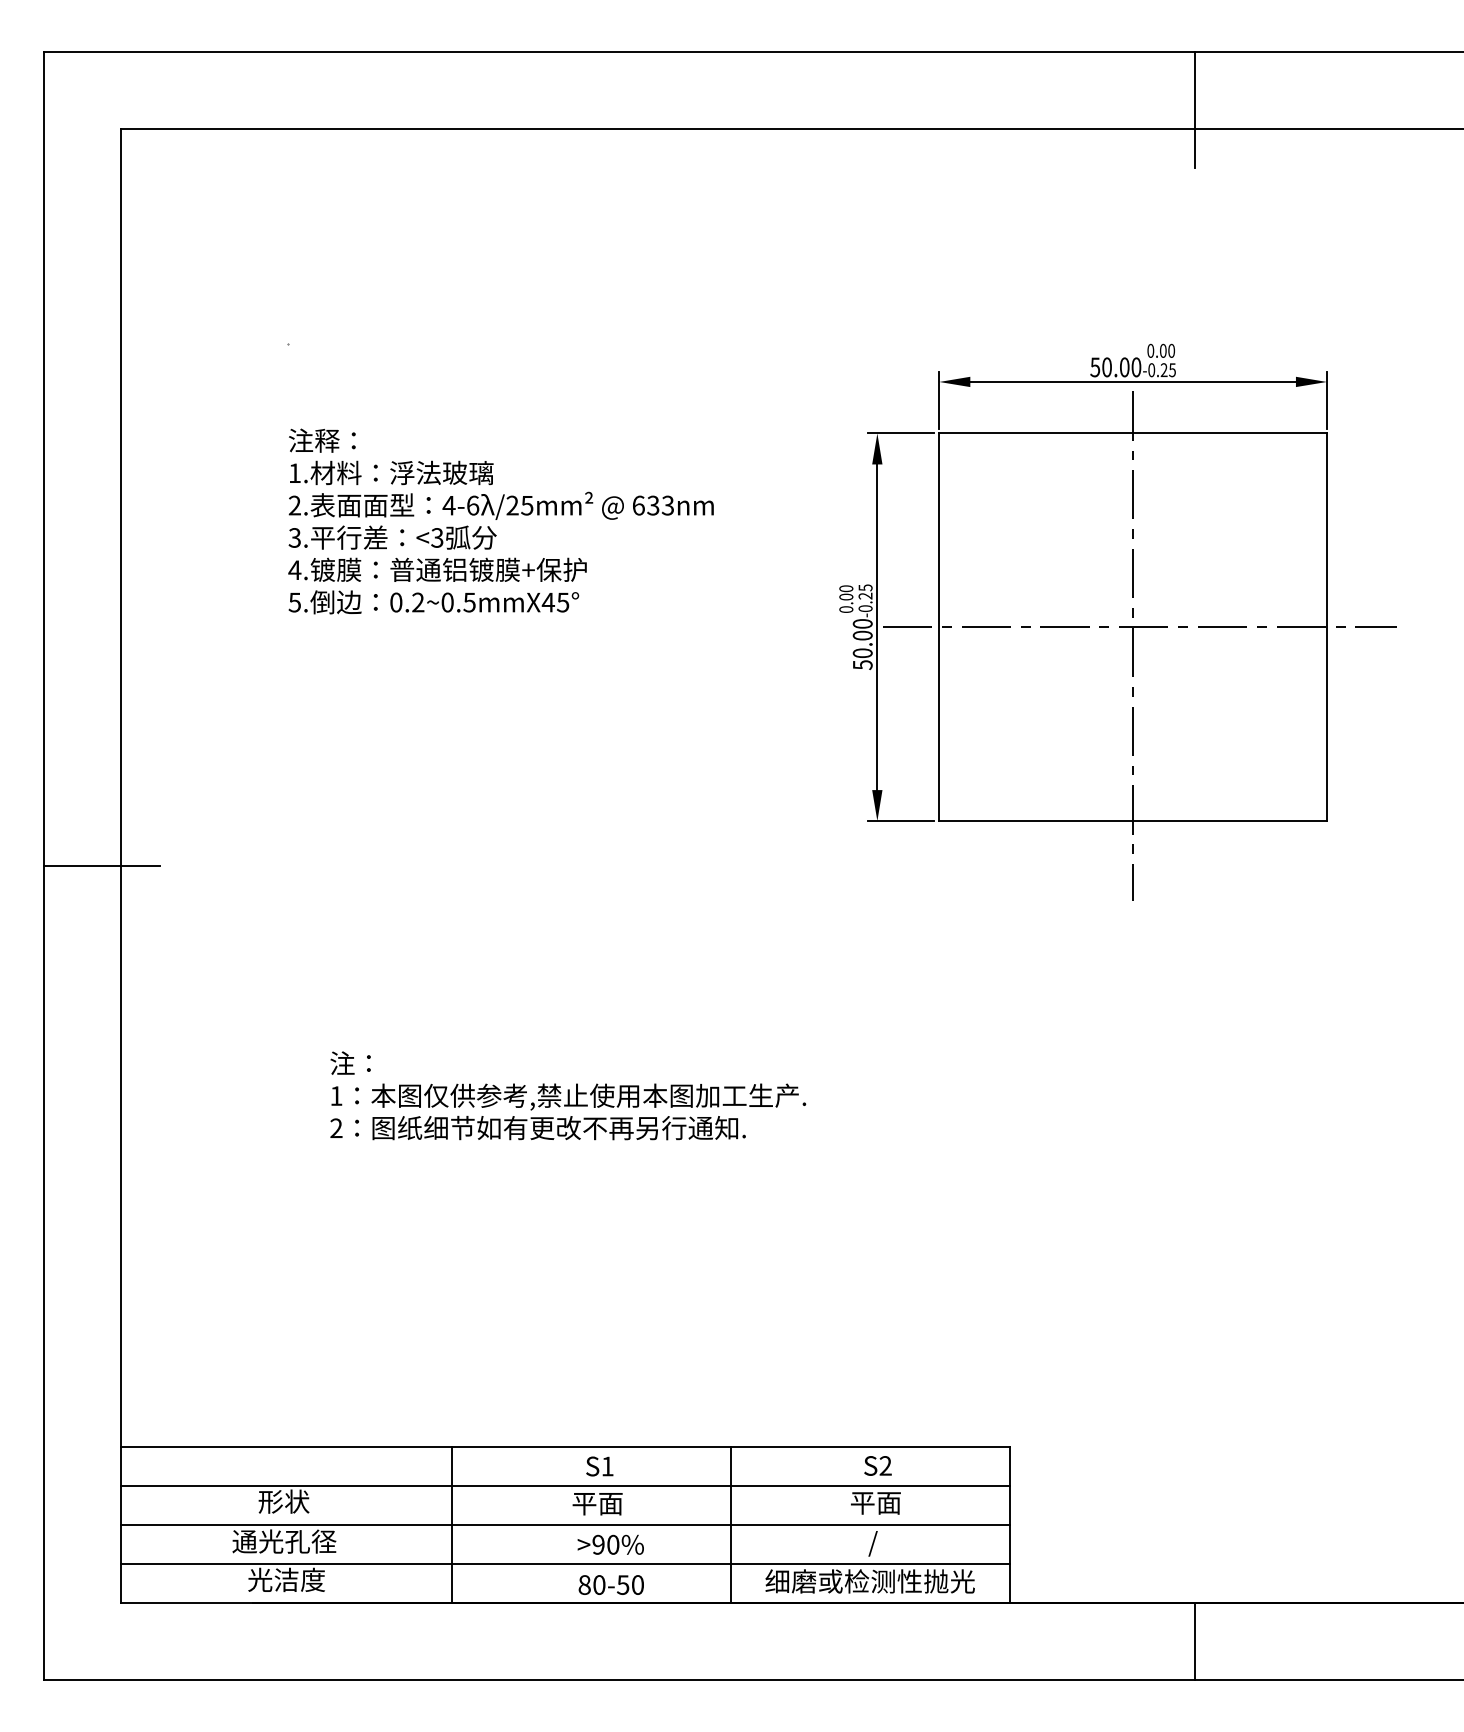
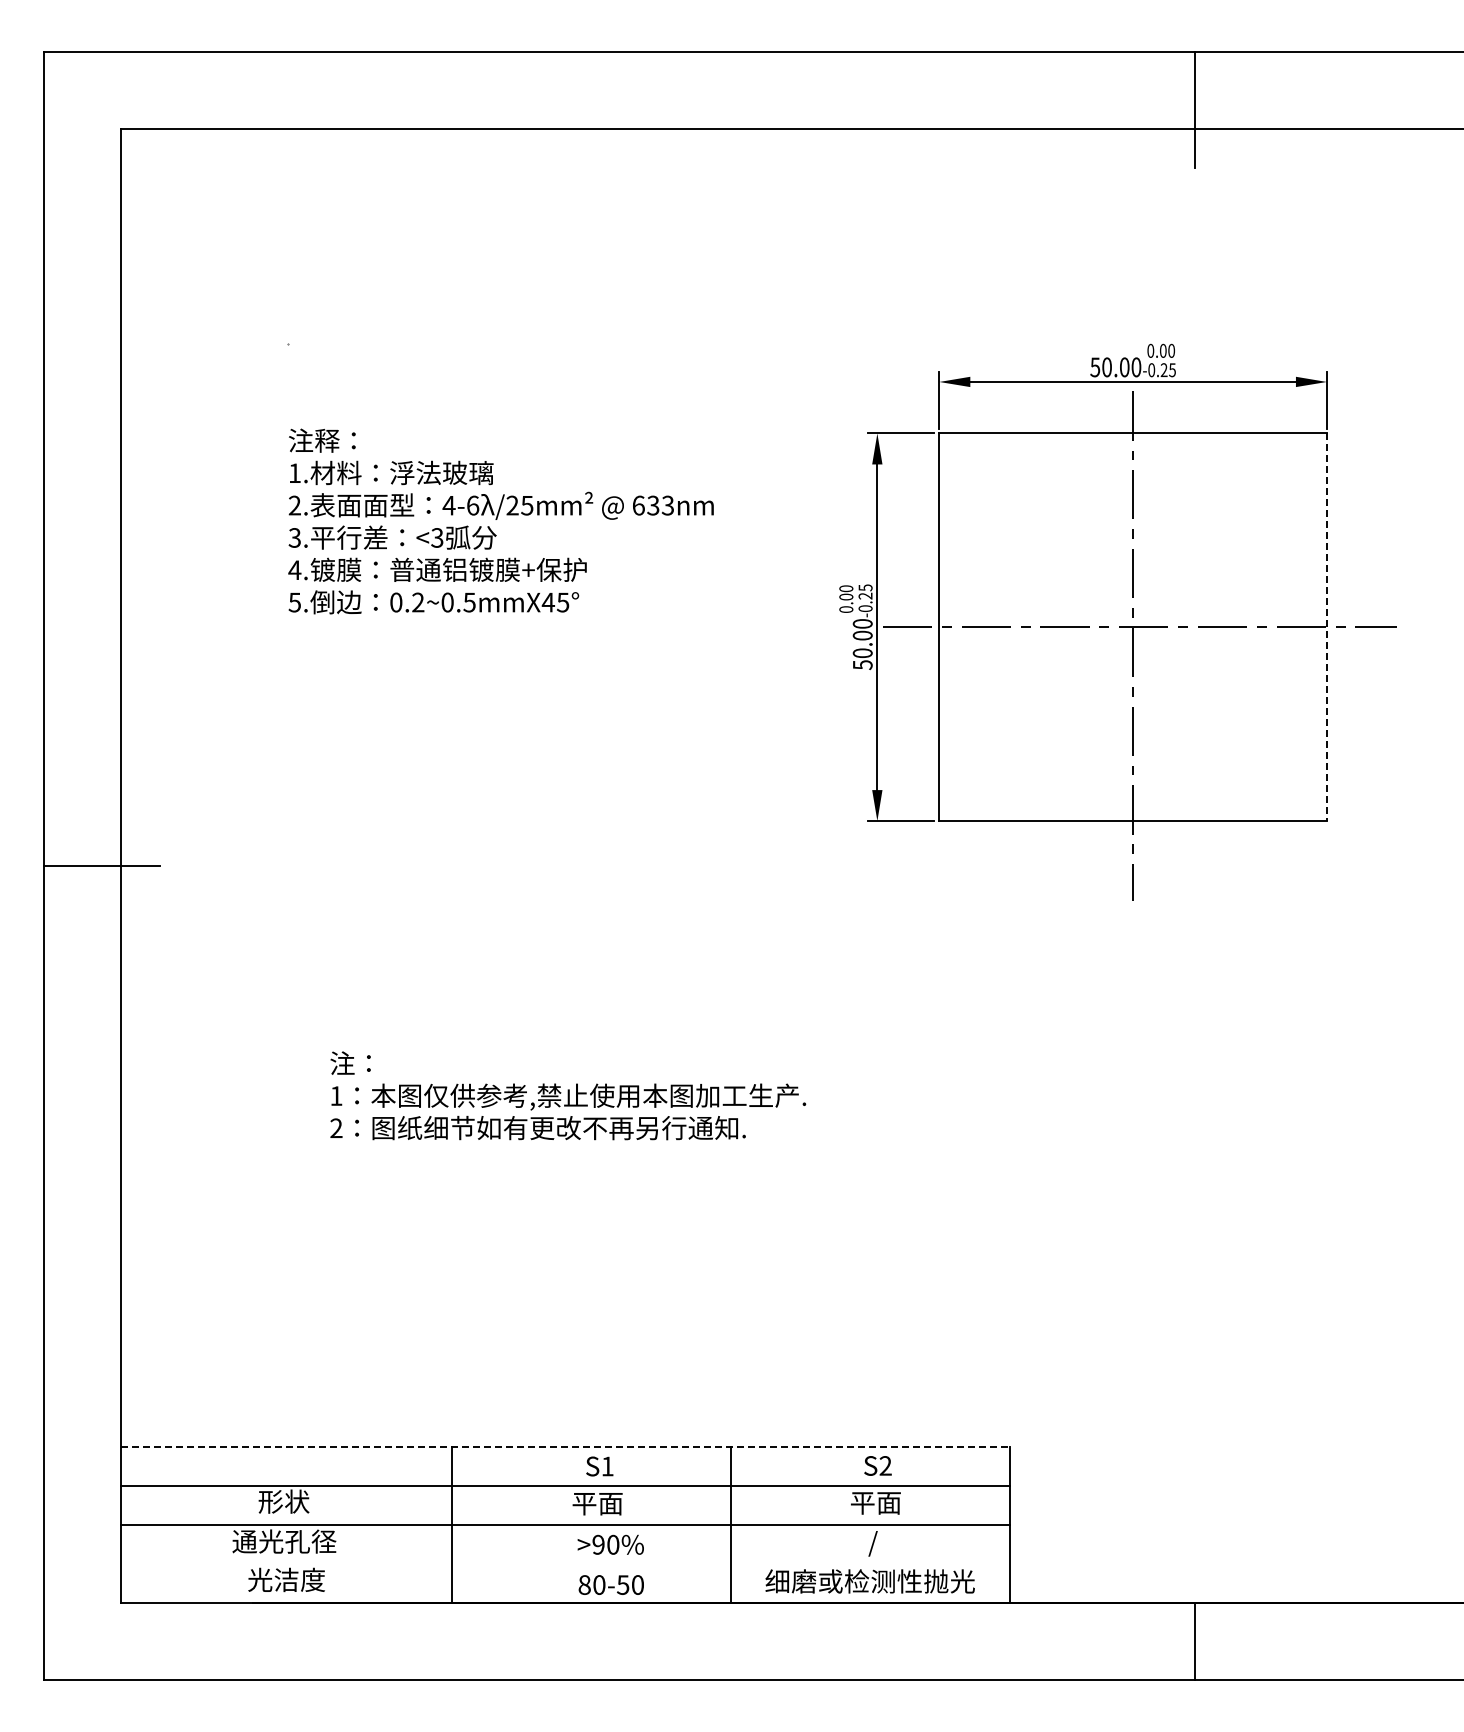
line: solid -> dashed (1326, 627)
line: solid -> dashed (566, 1447)
line: present -> none (565, 1563)
